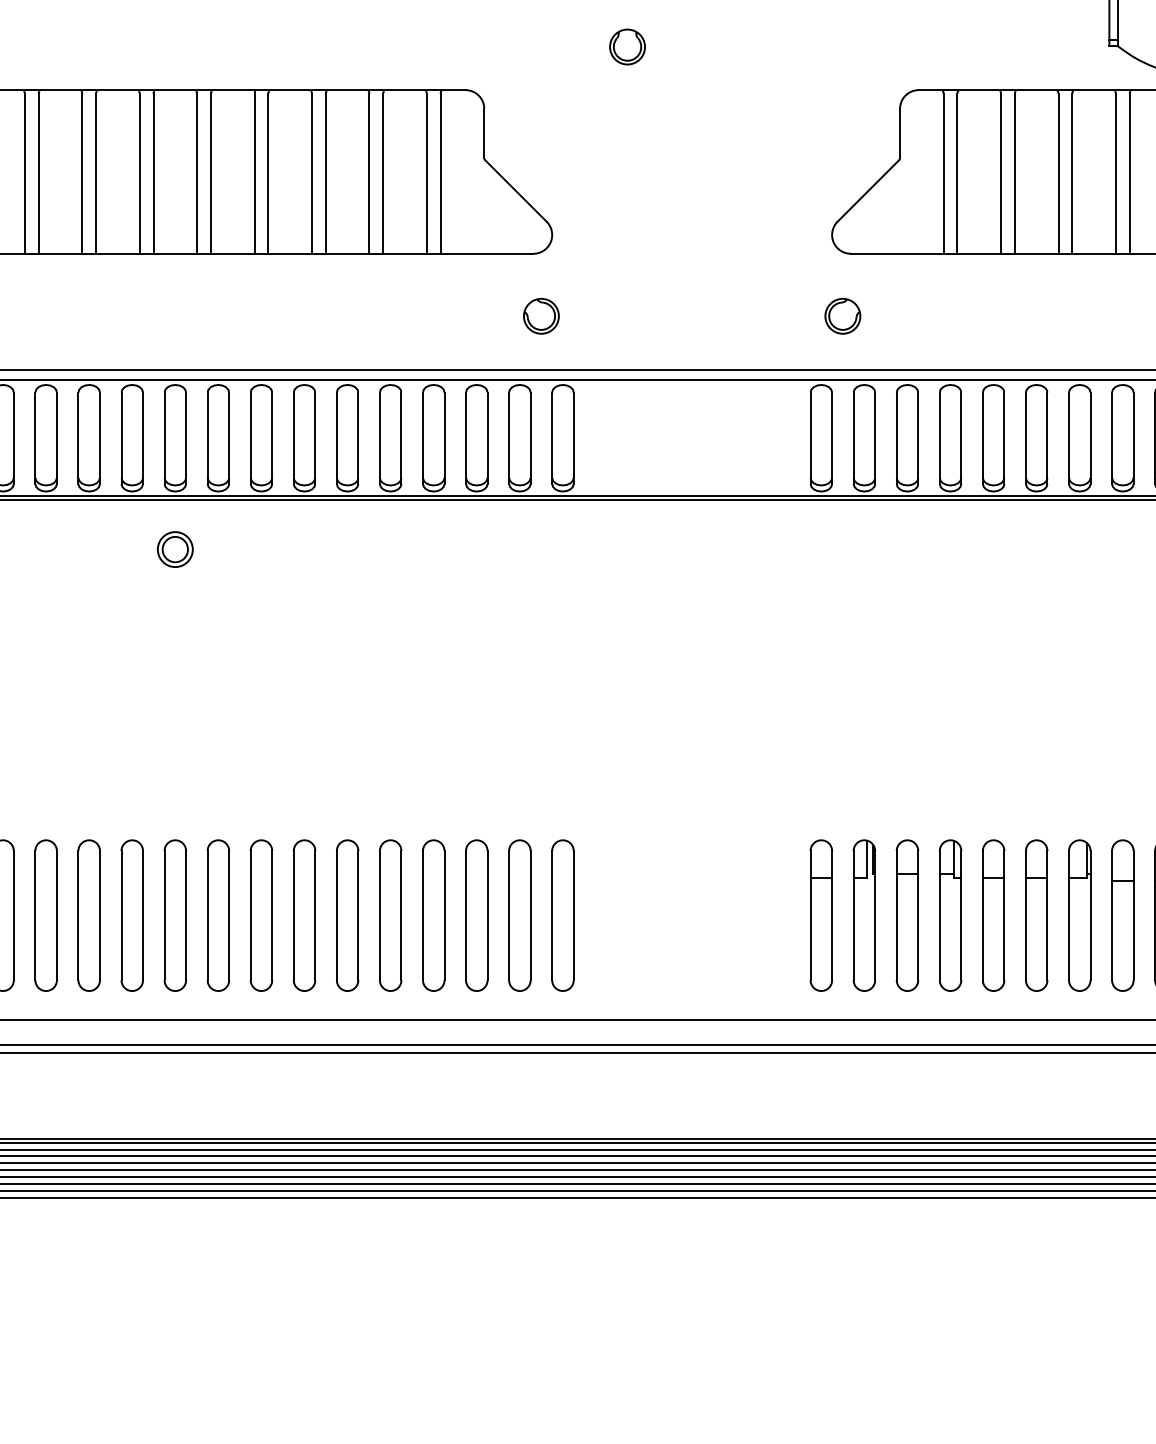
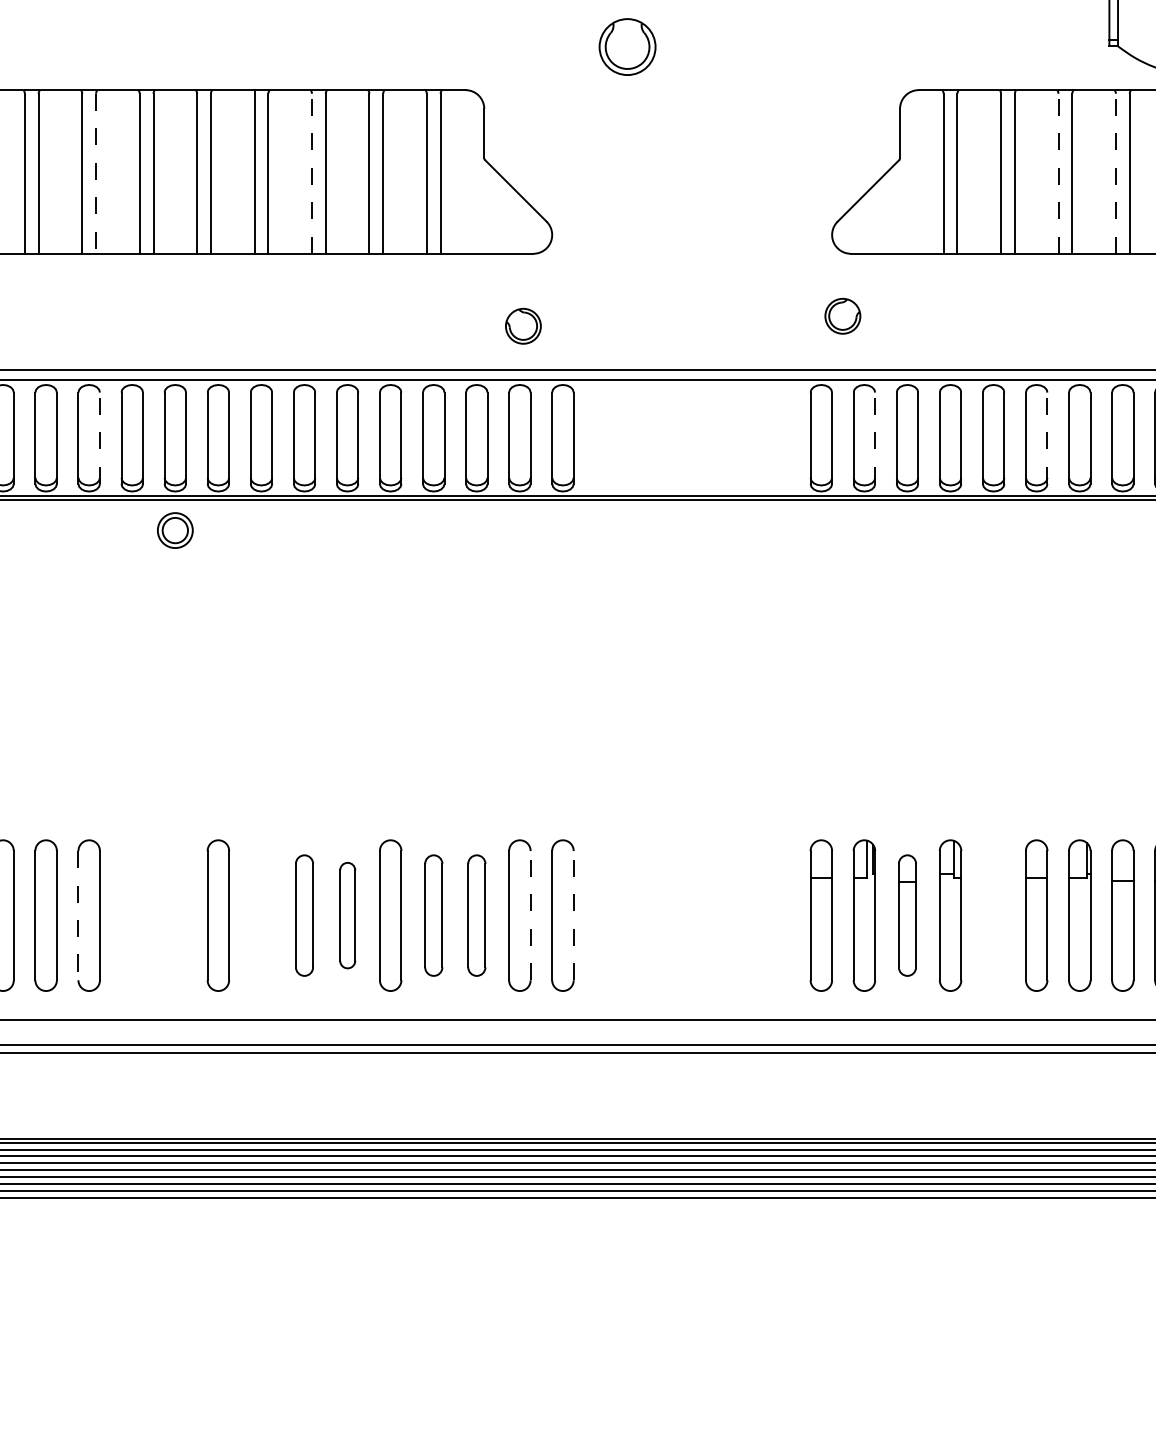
part size: 37x38 px -> 59x58 px (627, 46)
line: solid -> dashed (312, 173)
line: solid -> dashed (1058, 173)
line: solid -> dashed (1115, 173)
line: solid -> dashed (96, 174)
part position: (541, 315) -> (523, 325) (523, 325)
line: solid -> dashed (99, 438)
line: solid -> dashed (875, 438)
line: solid -> dashed (1047, 438)
part position: (175, 549) -> (175, 530) (175, 530)
line: solid -> dashed (78, 915)
part: present -> none (131, 915)
part: present -> none (174, 915)
part: present -> none (261, 915)
part size: 25x153 px -> 19x123 px (304, 915)
part size: 24x153 px -> 18x108 px (347, 915)
part size: 24x153 px -> 20x123 px (433, 915)
part size: 24x153 px -> 20x123 px (476, 915)
line: solid -> dashed (530, 915)
line: solid -> dashed (573, 915)
part size: 25x153 px -> 19x123 px (907, 915)
part: present -> none (993, 915)
